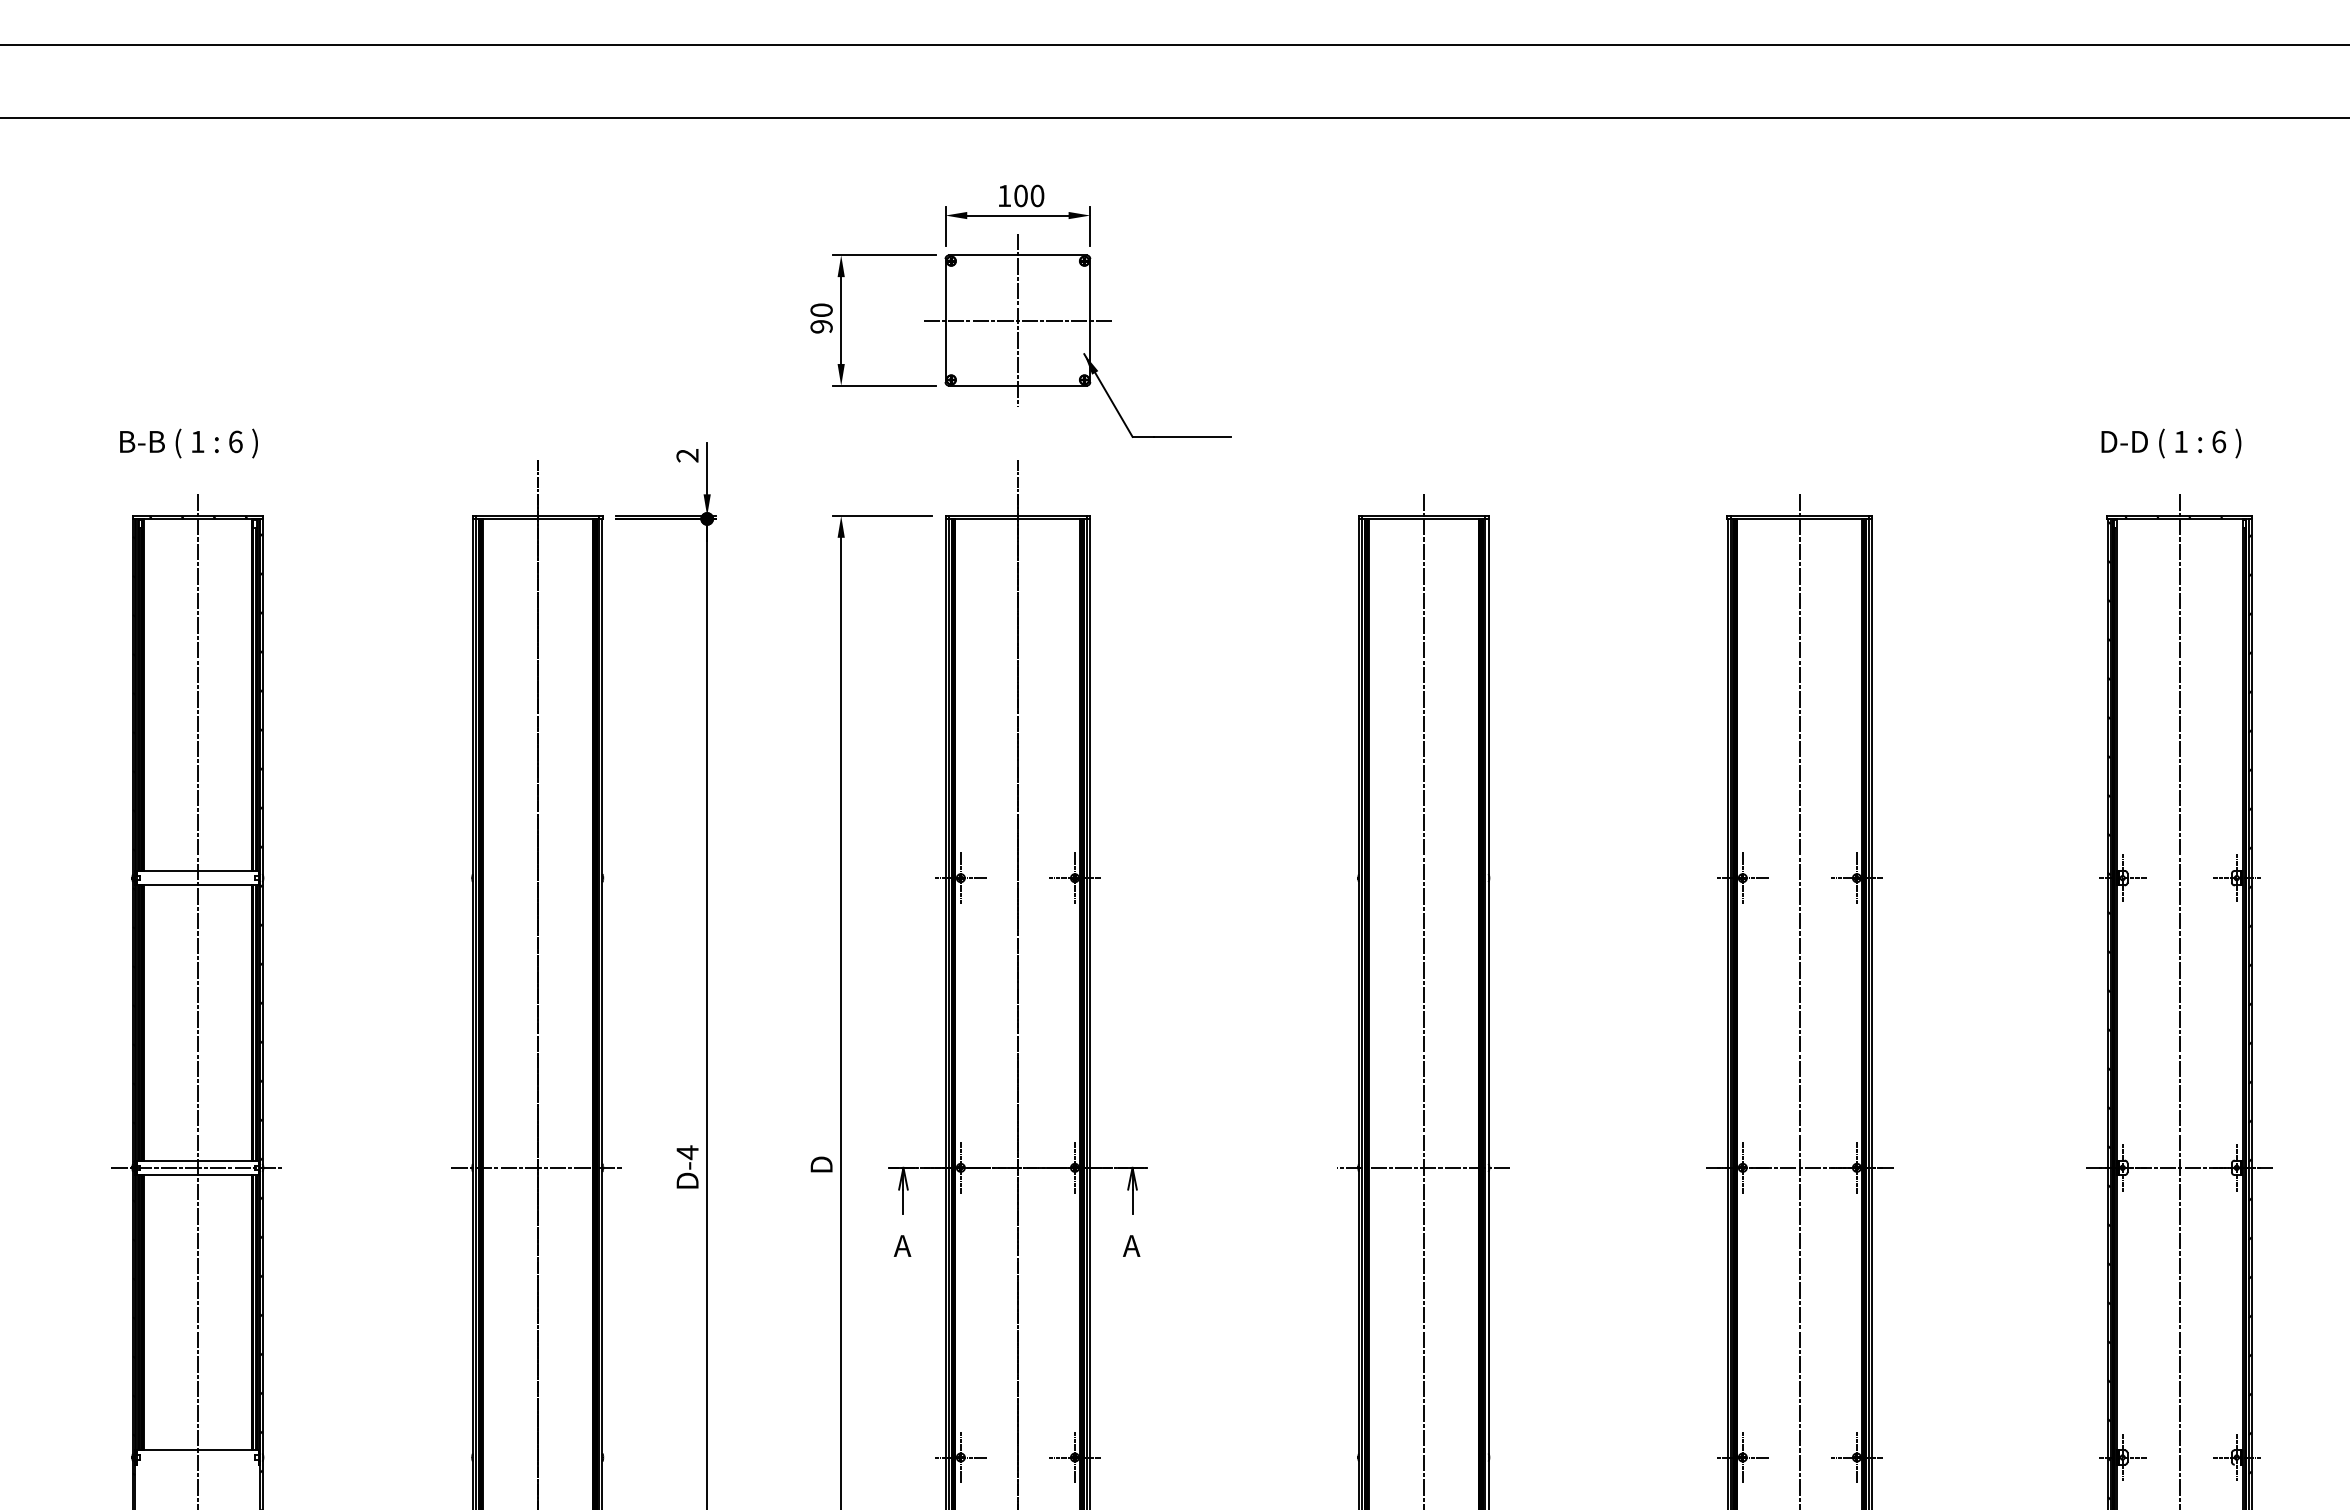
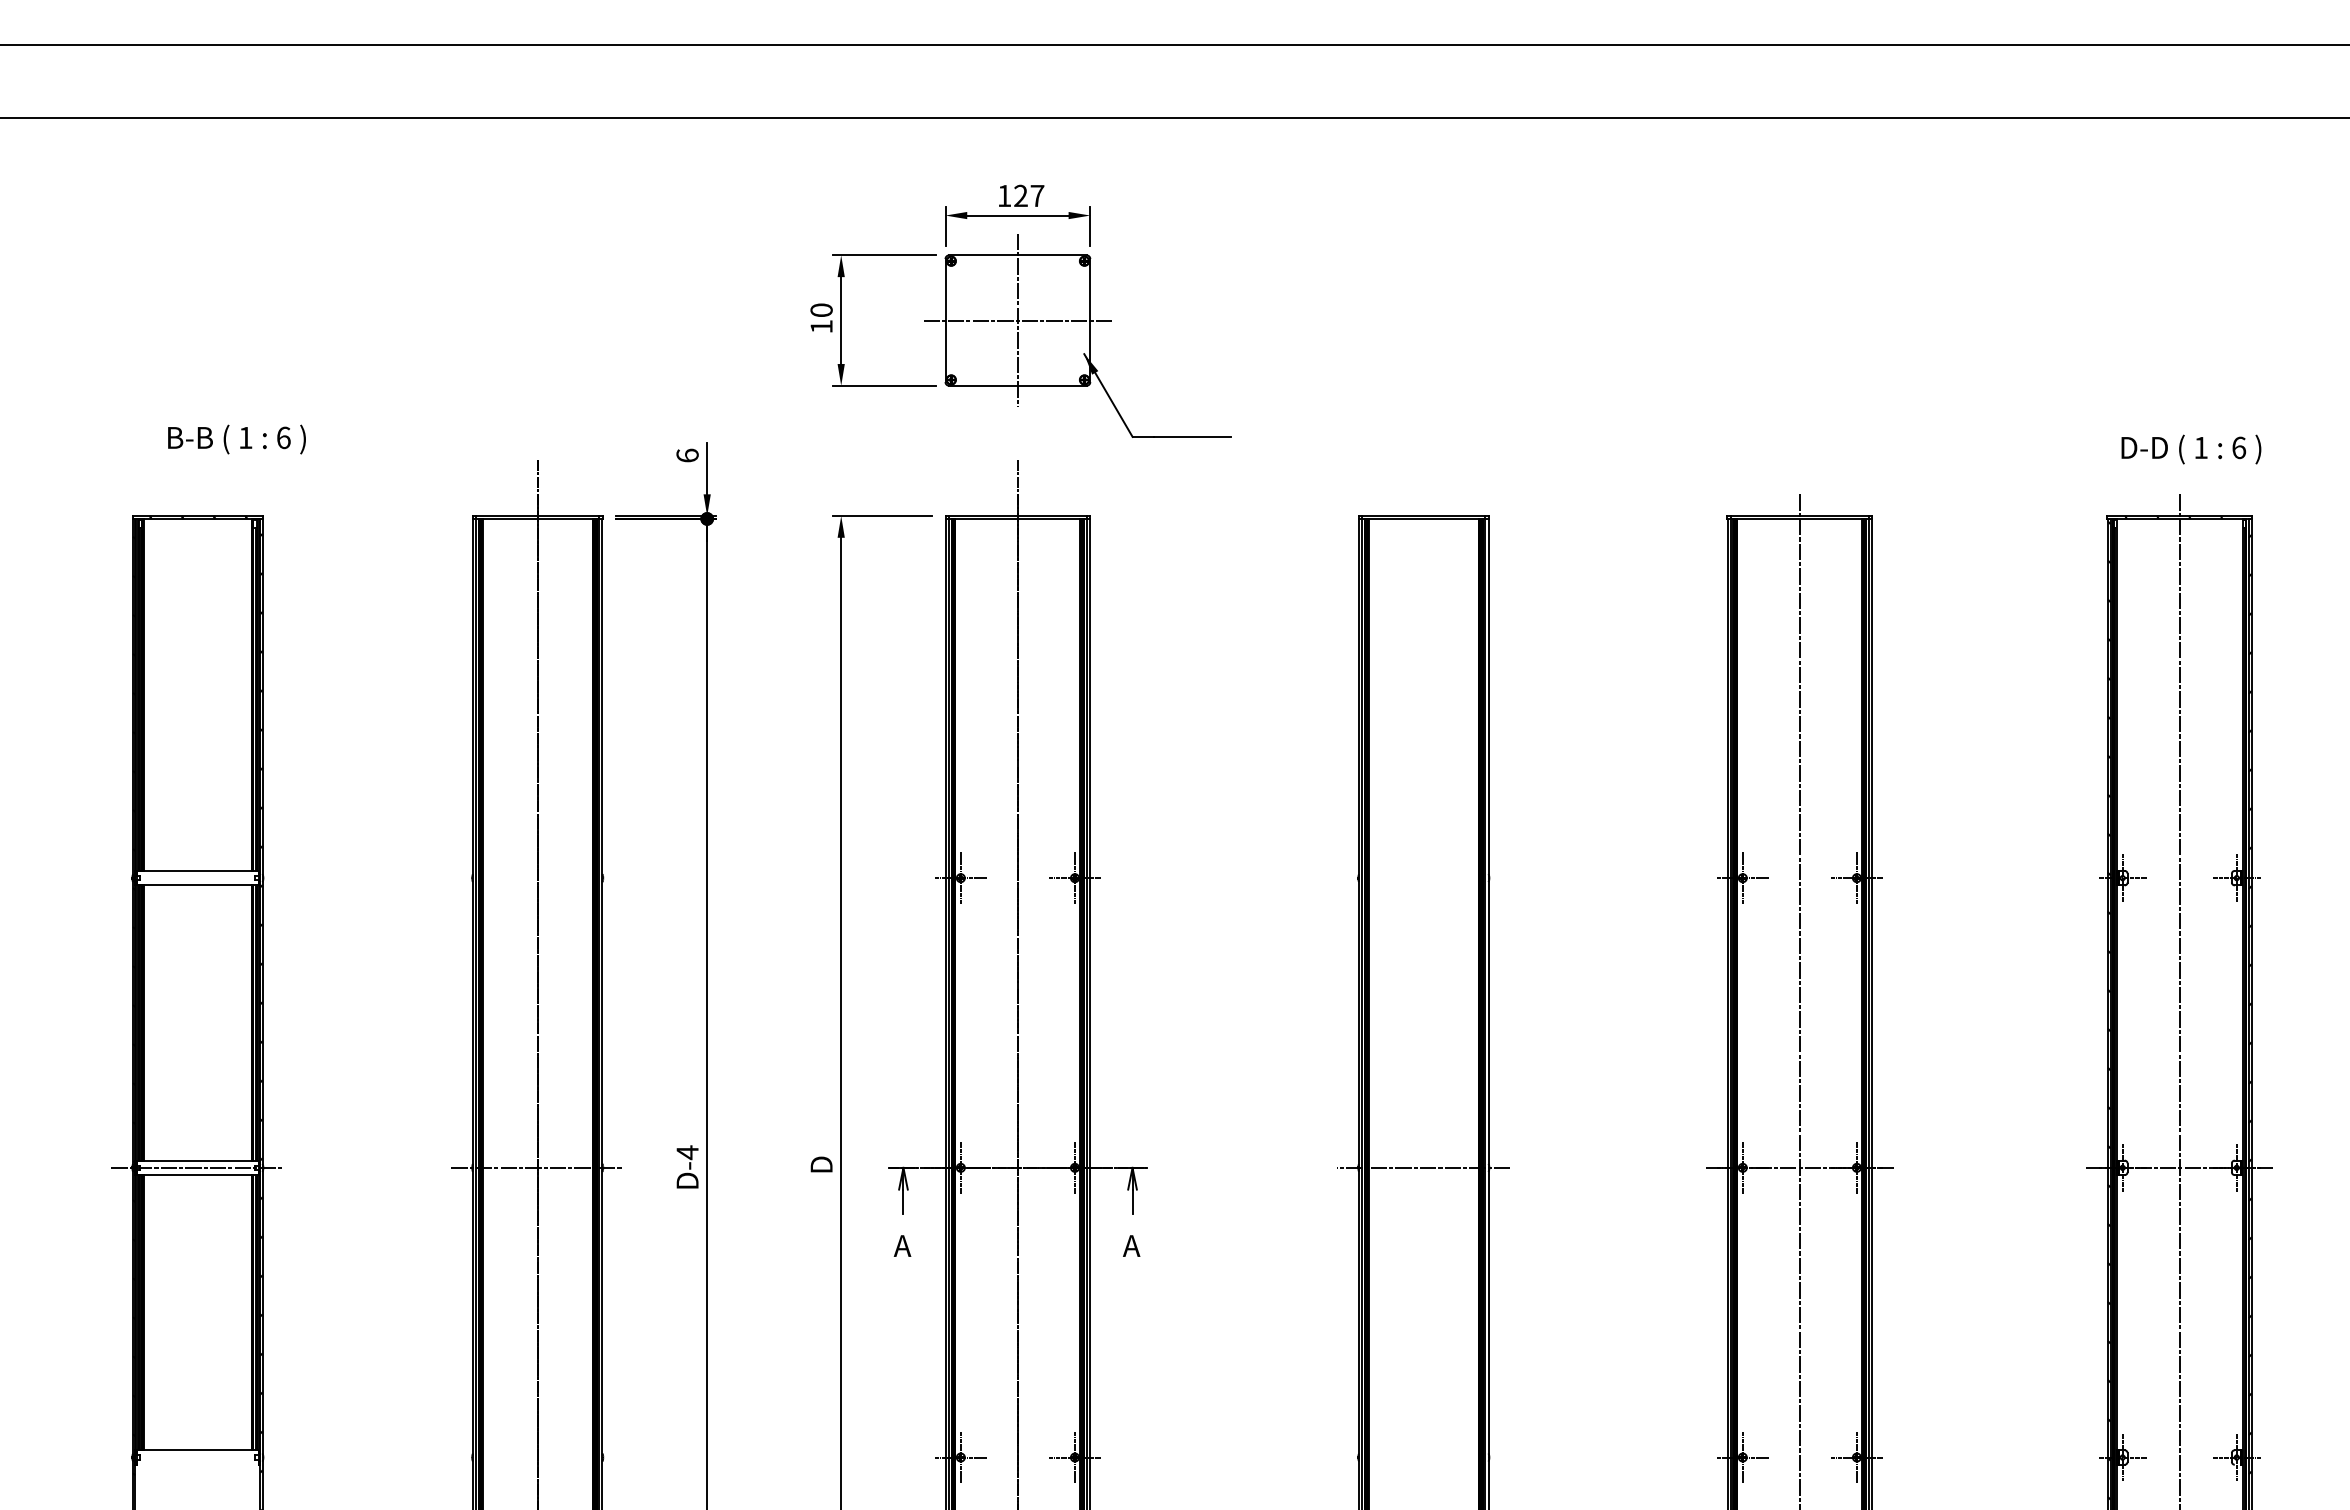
text: 100 -> 127 (1029, 195)
text: 90 -> 10 (821, 326)
text position: (188, 443) -> (236, 439) (236, 439)
text position: (2171, 443) -> (2191, 449) (2191, 449)
text: 2 -> 6 (687, 455)
line: present -> none (197, 1000)
line: present -> none (1423, 1000)
